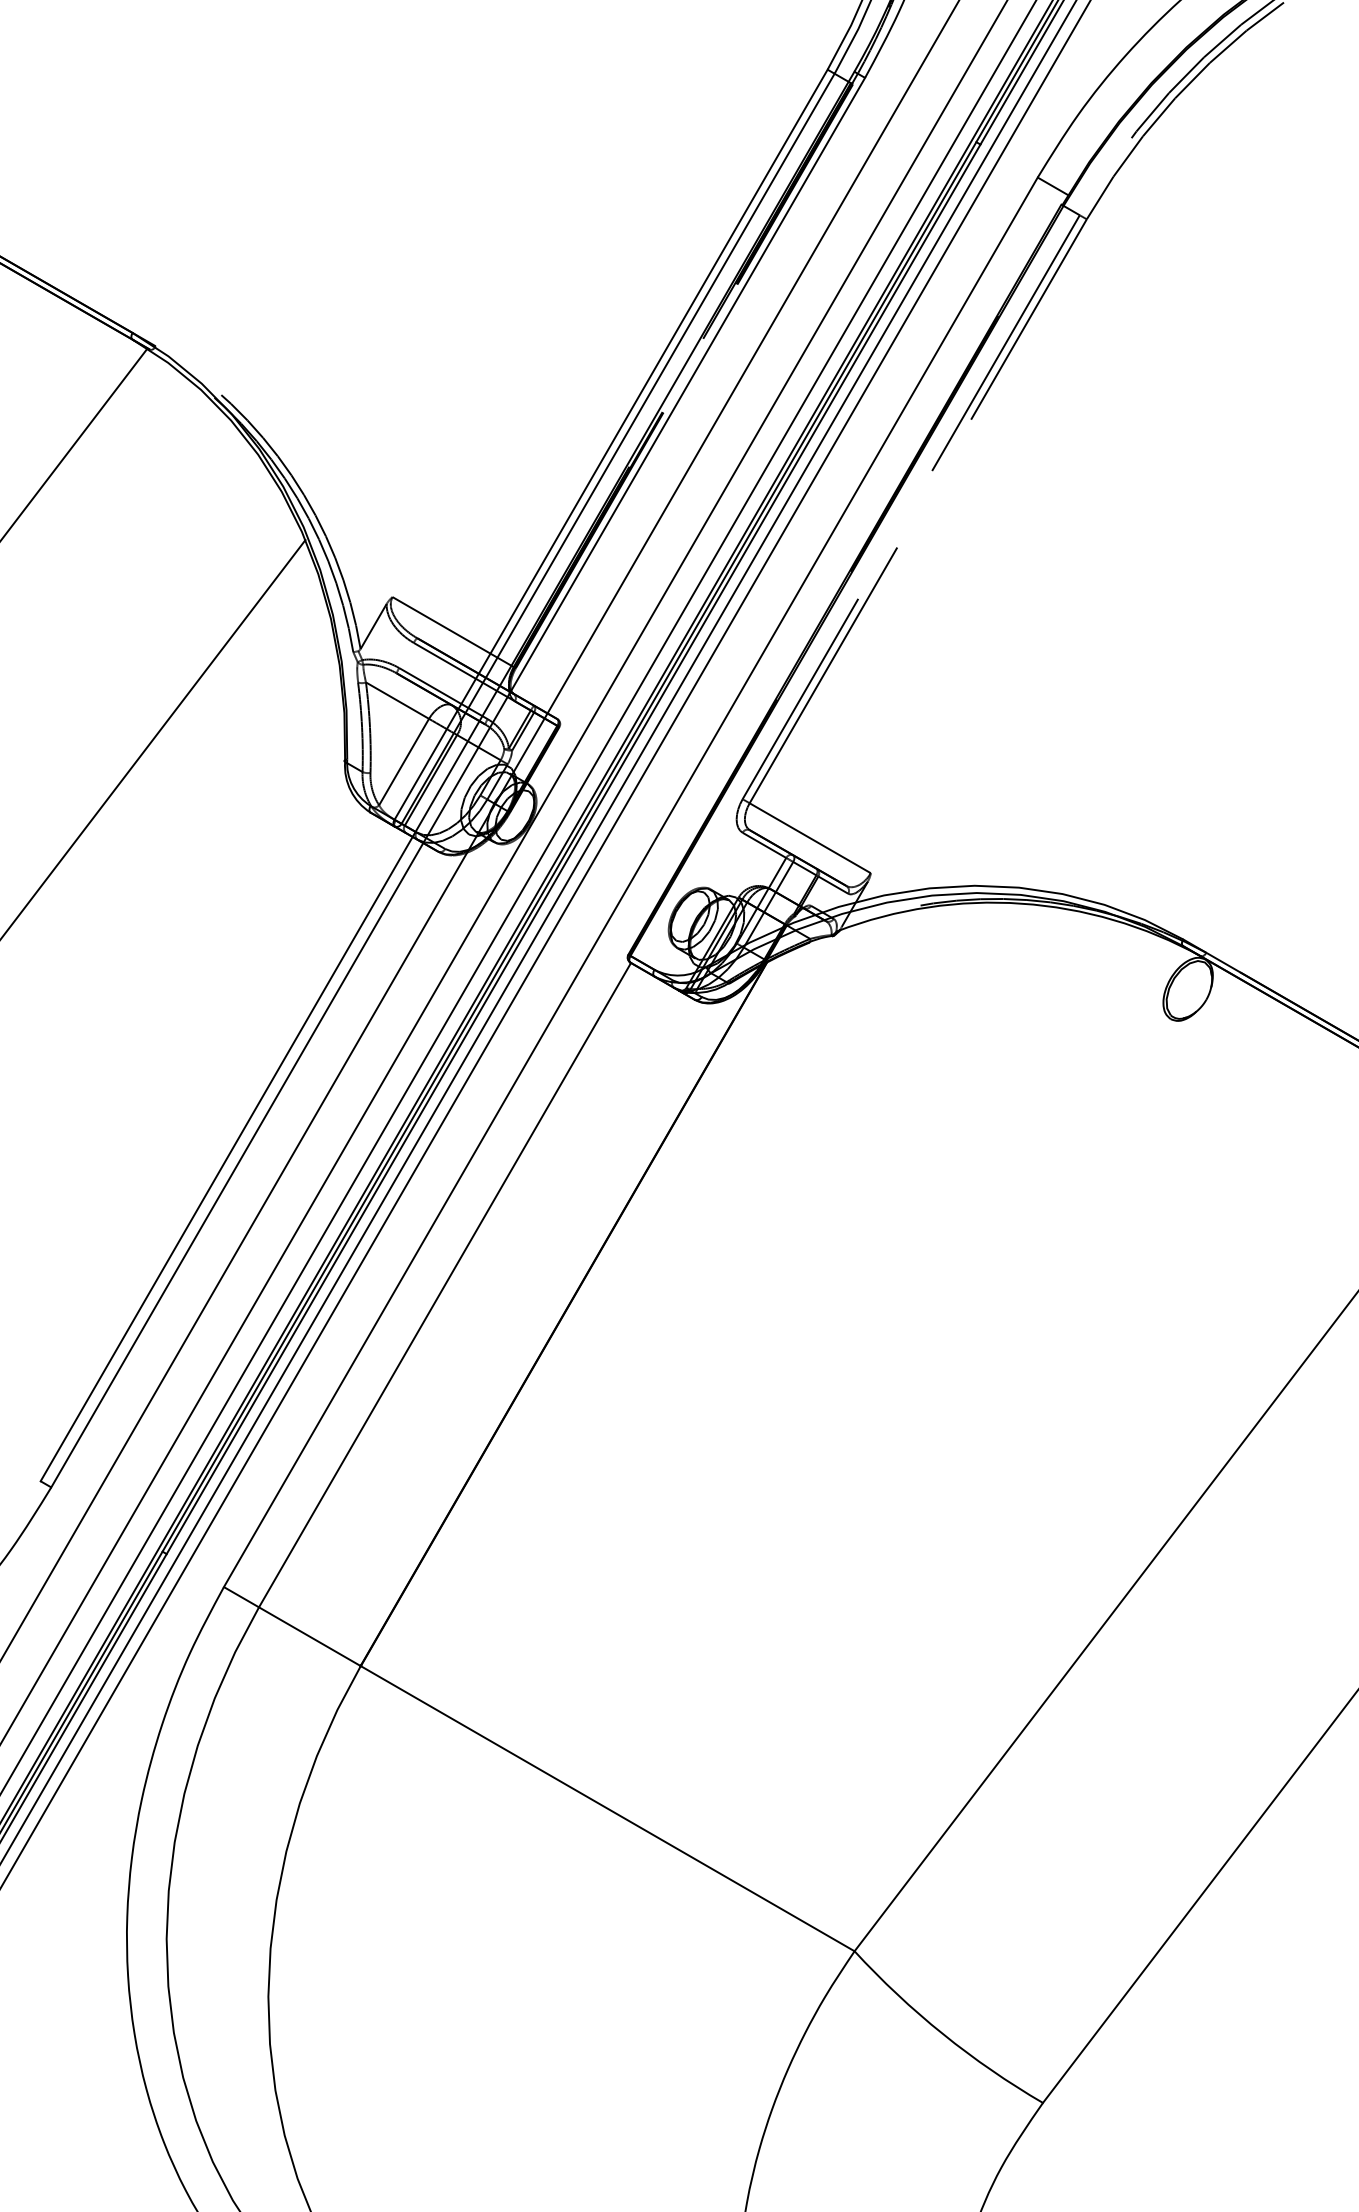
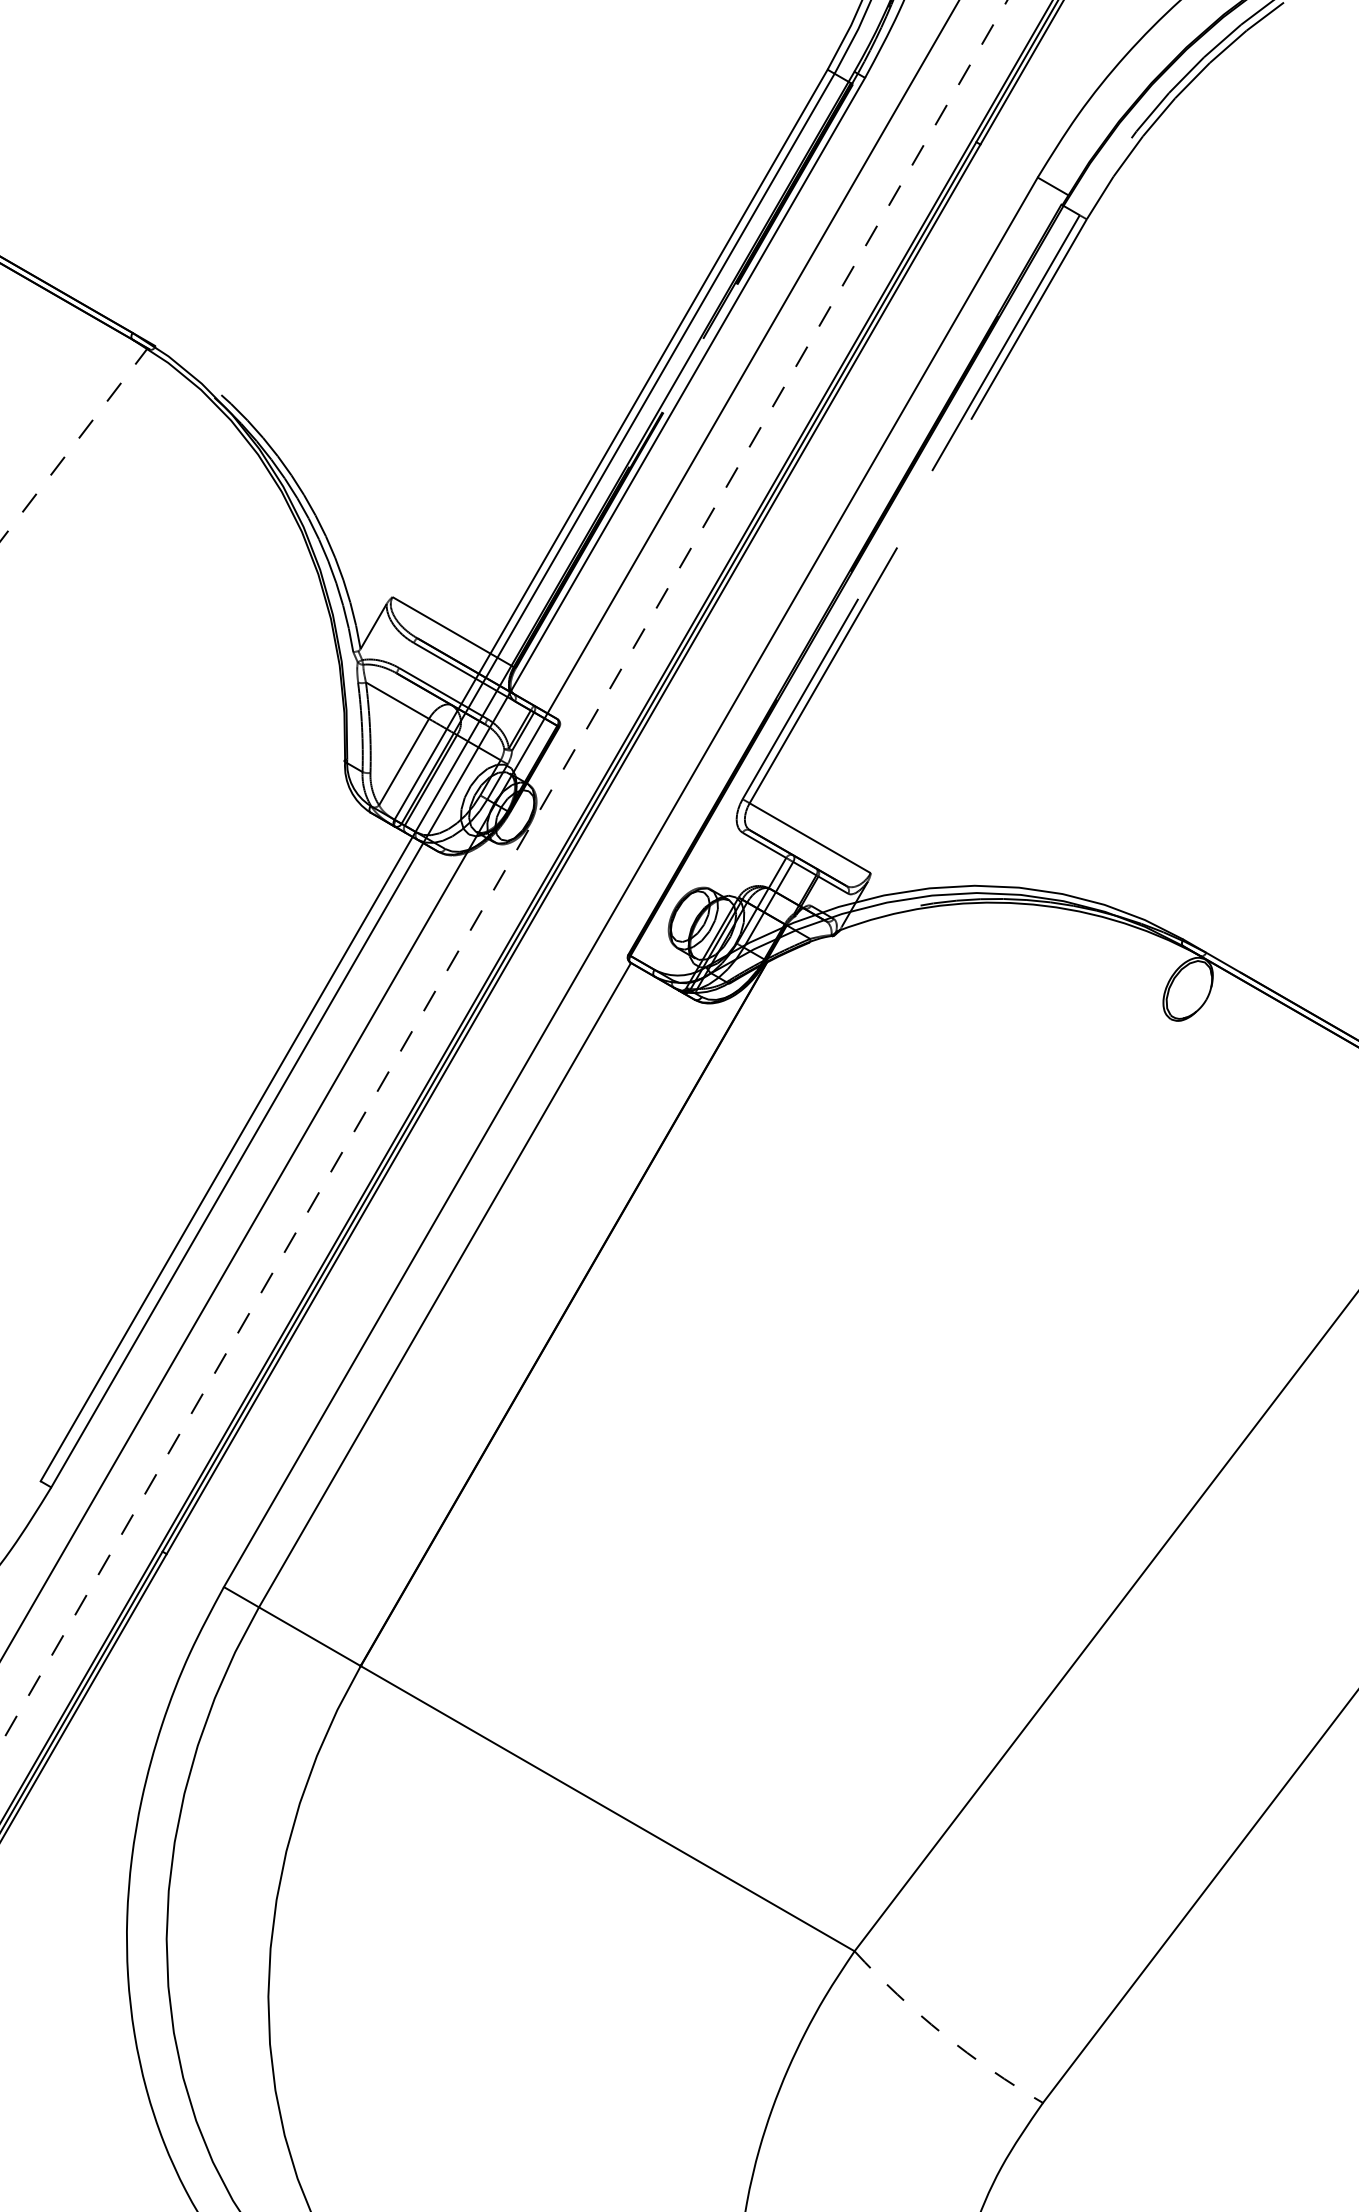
line: solid -> dashed (74, 444)
line: present -> none (153, 738)
line: solid -> dashed (504, 872)
line: present -> none (518, 896)
line: present -> none (538, 931)
line: present -> none (545, 943)
arc: solid -> dashed (943, 2034)
